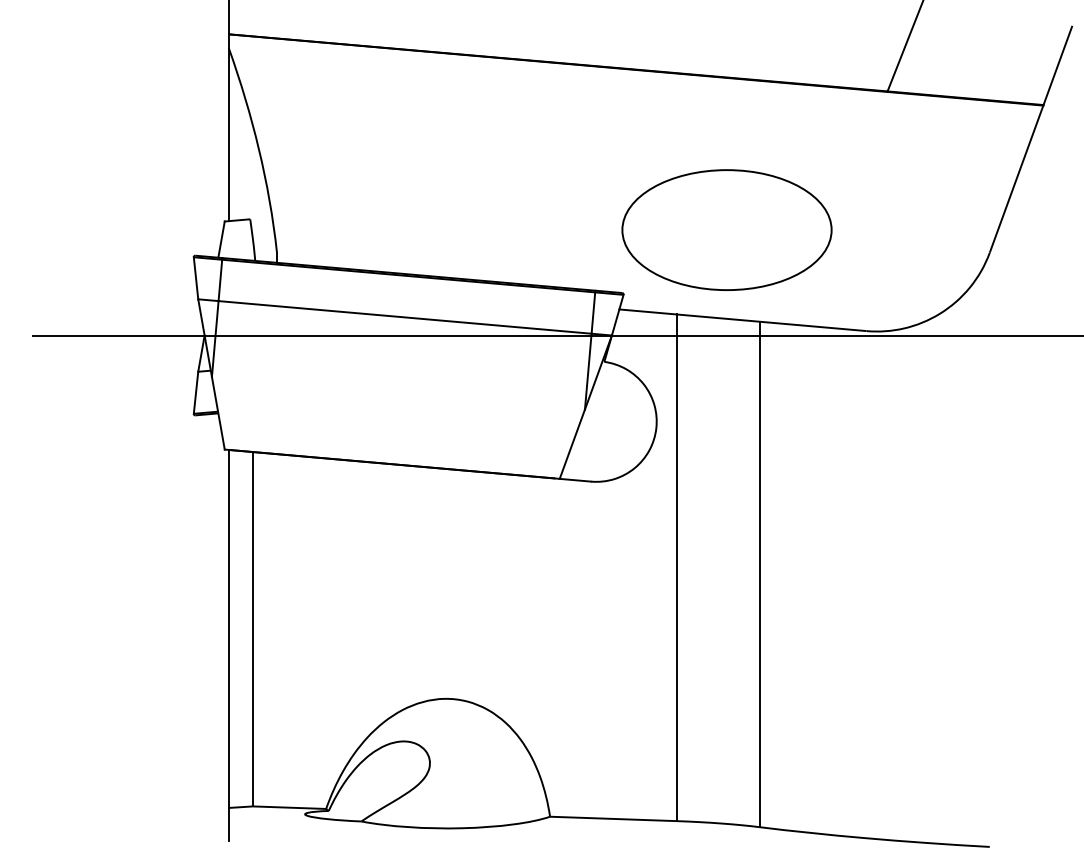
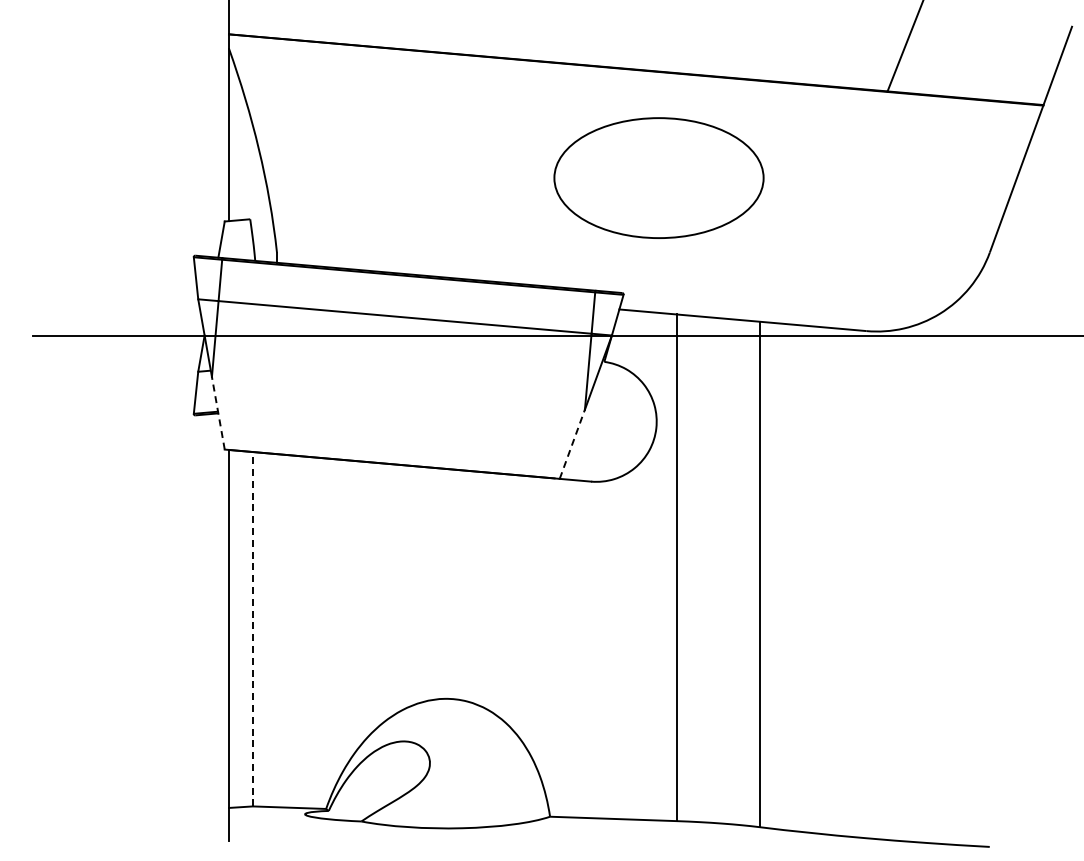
part position: (726, 229) -> (658, 177) (658, 177)
line: solid -> dashed (218, 413)
line: solid -> dashed (572, 444)
line: solid -> dashed (253, 628)
